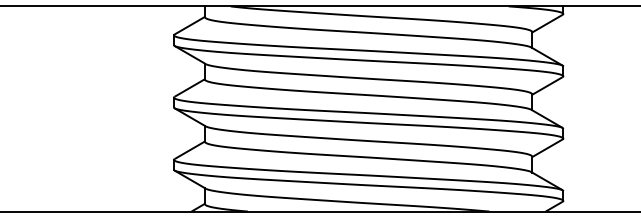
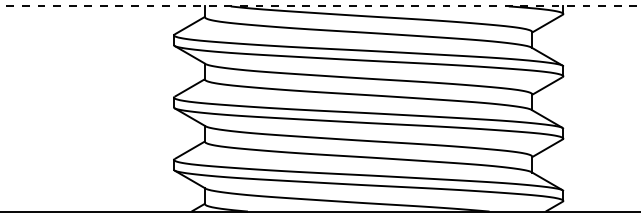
line: solid -> dashed (319, 6)
